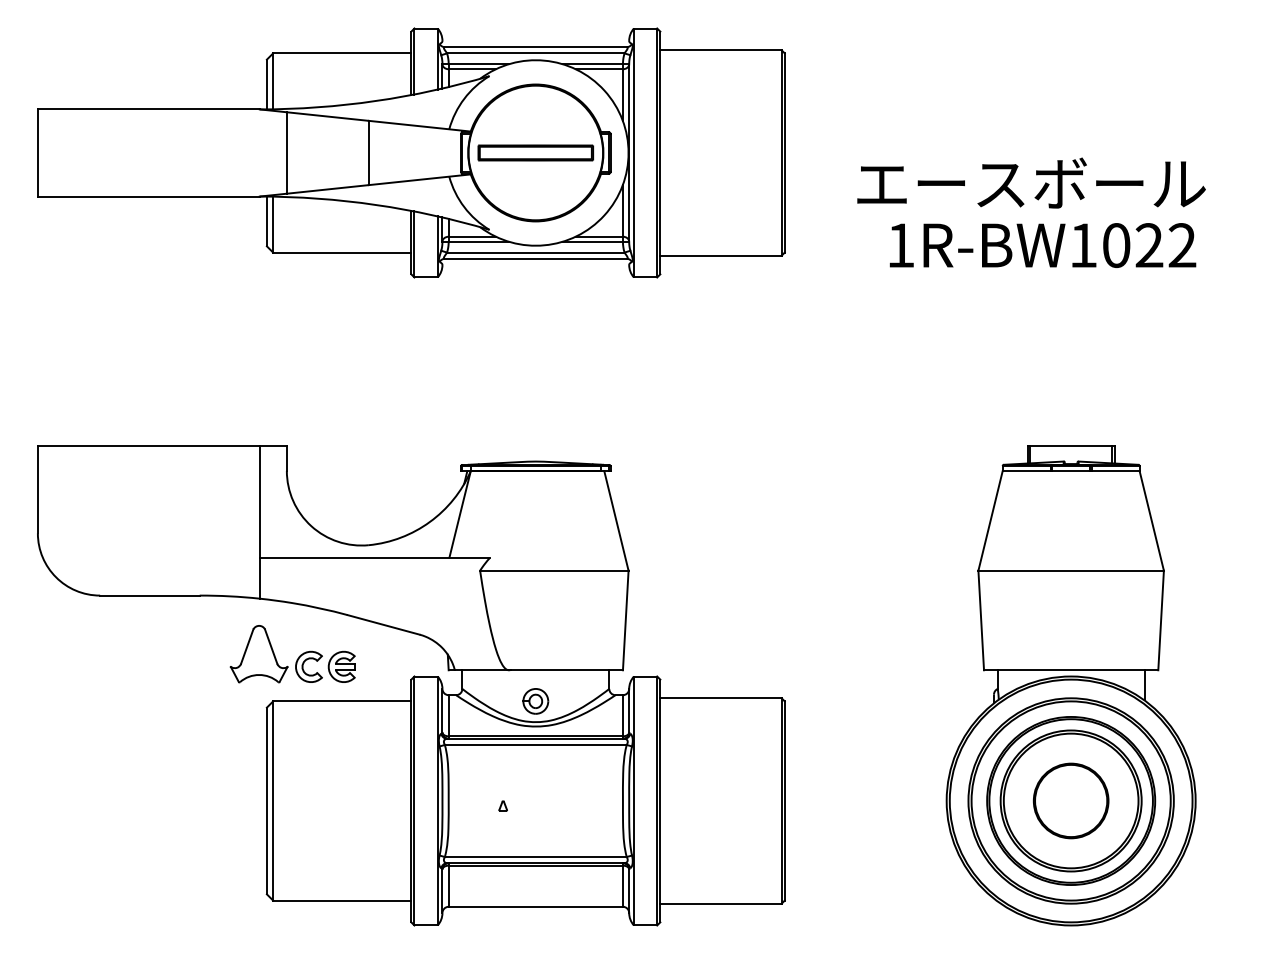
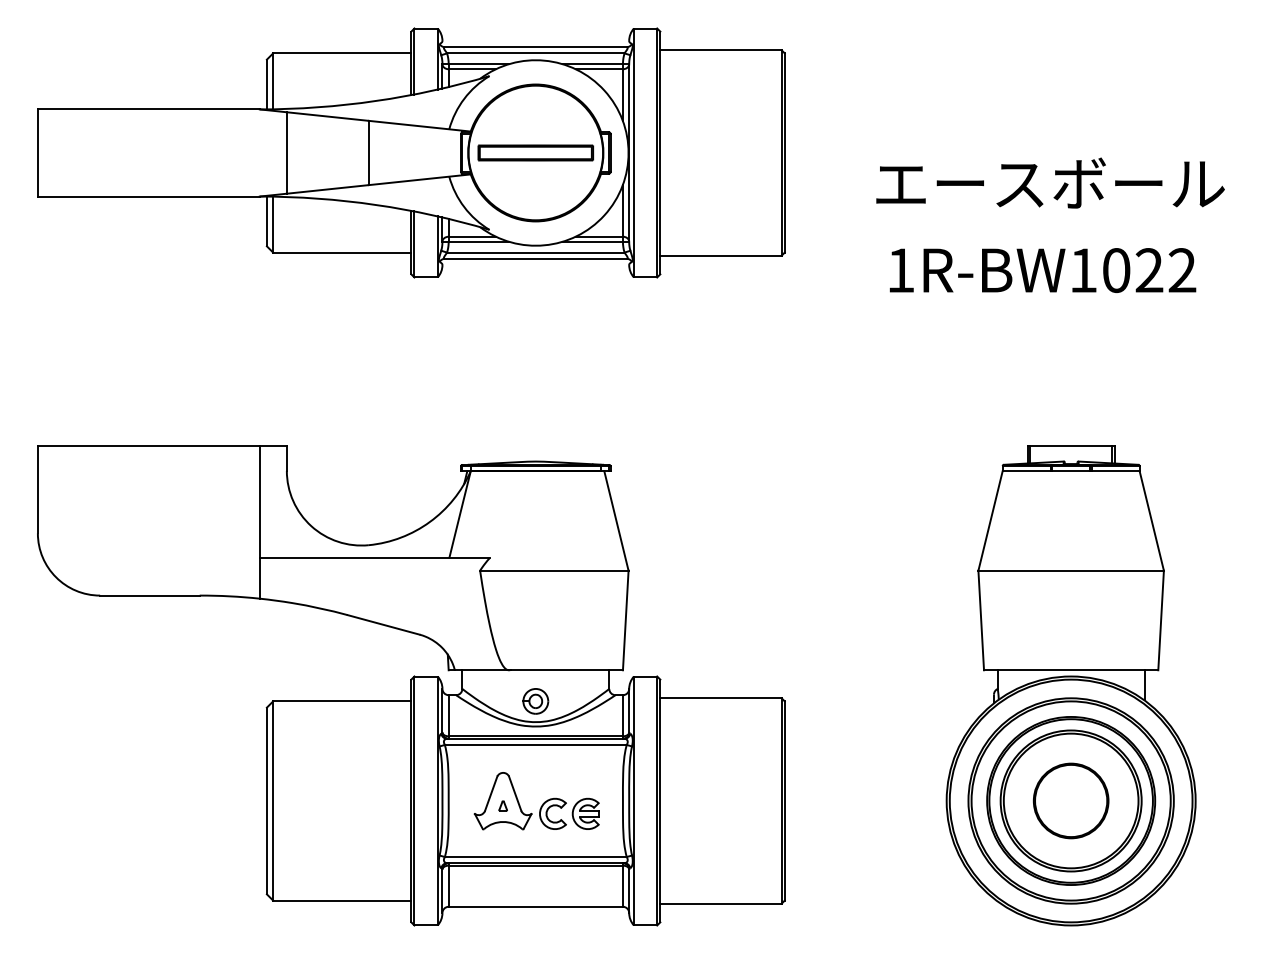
text position: (1031, 182) -> (1050, 182) (1050, 182)
text position: (1042, 245) -> (1042, 270) (1042, 270)
part position: (298, 656) -> (542, 803) (542, 803)
